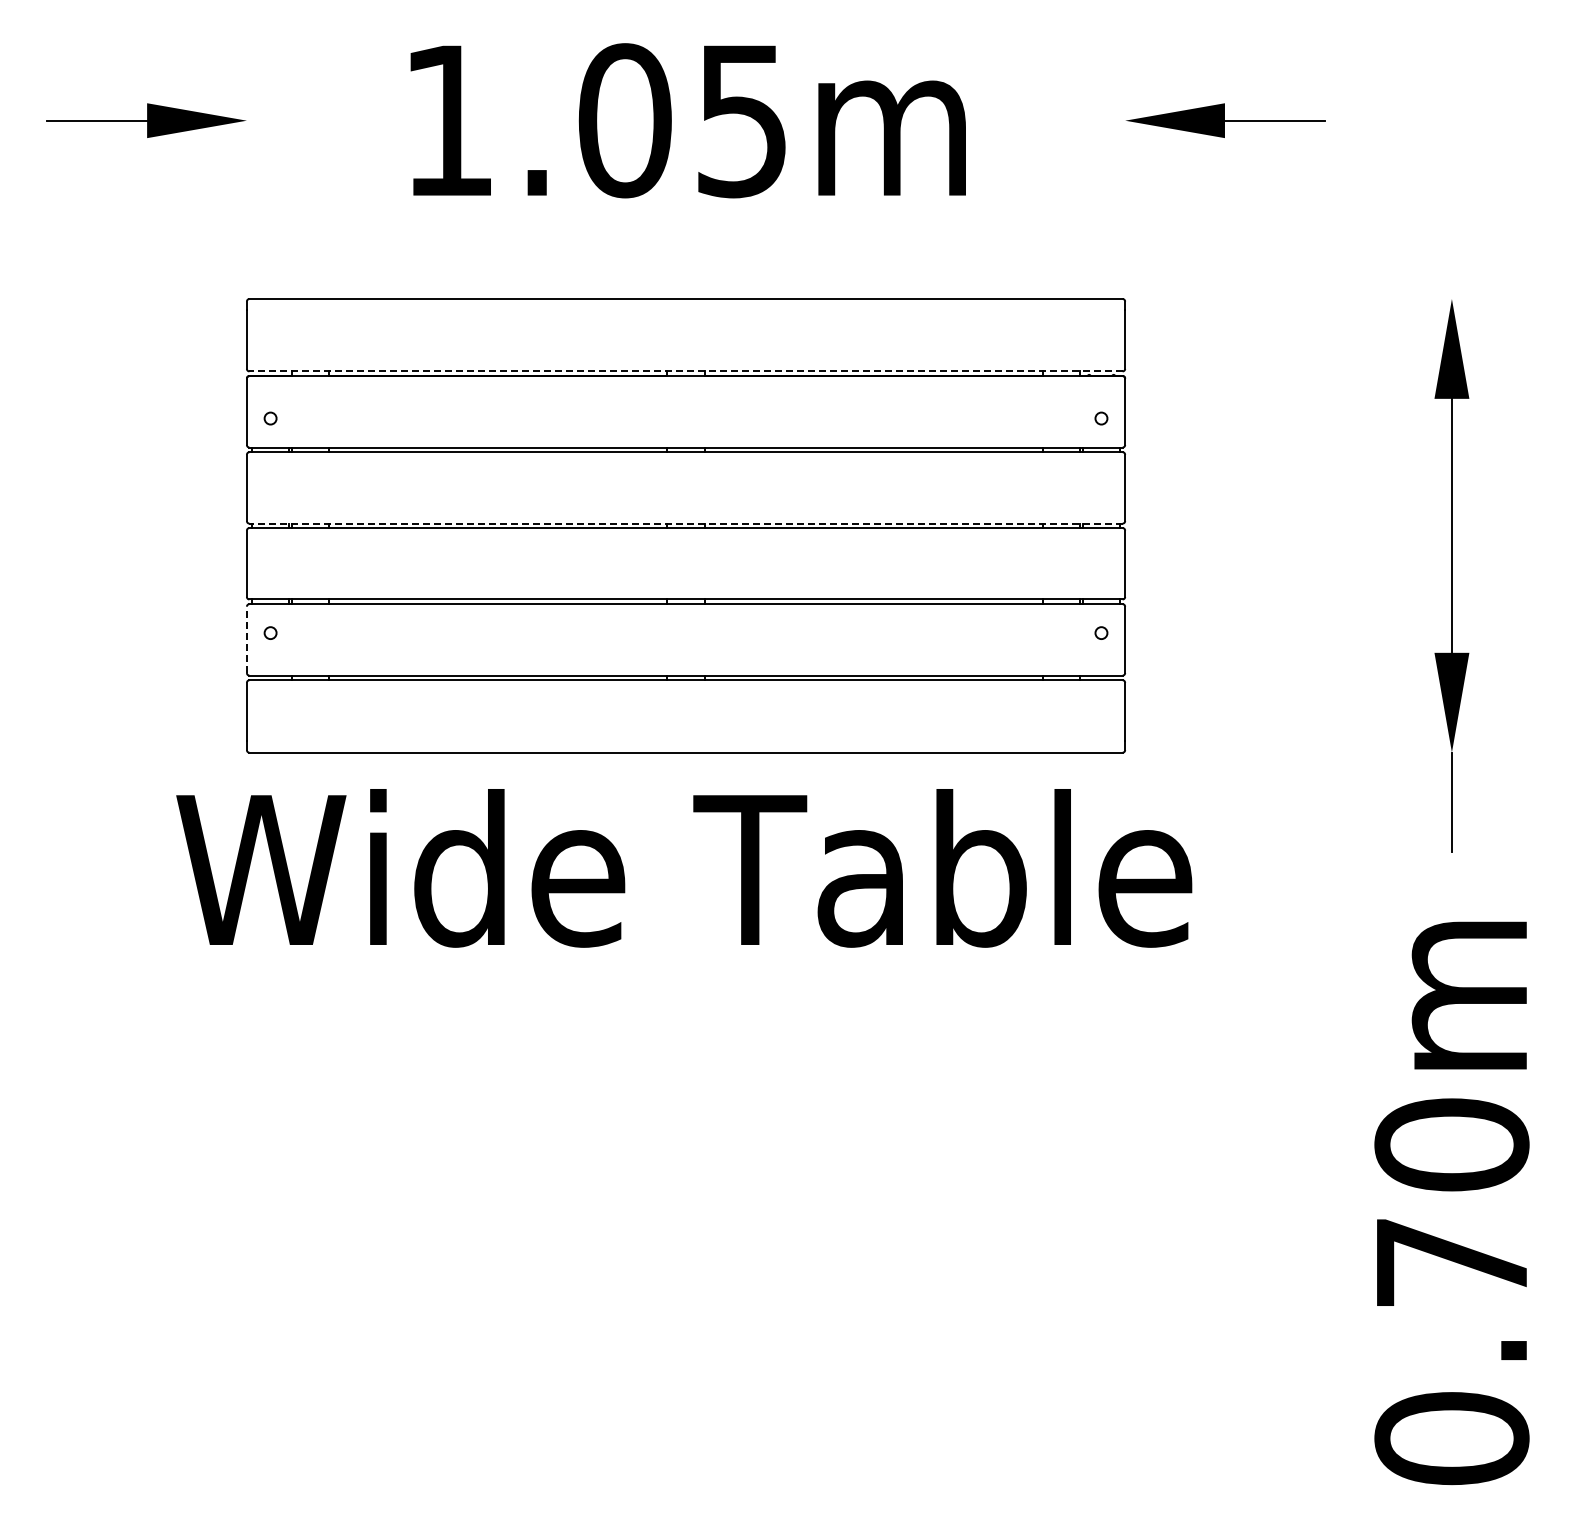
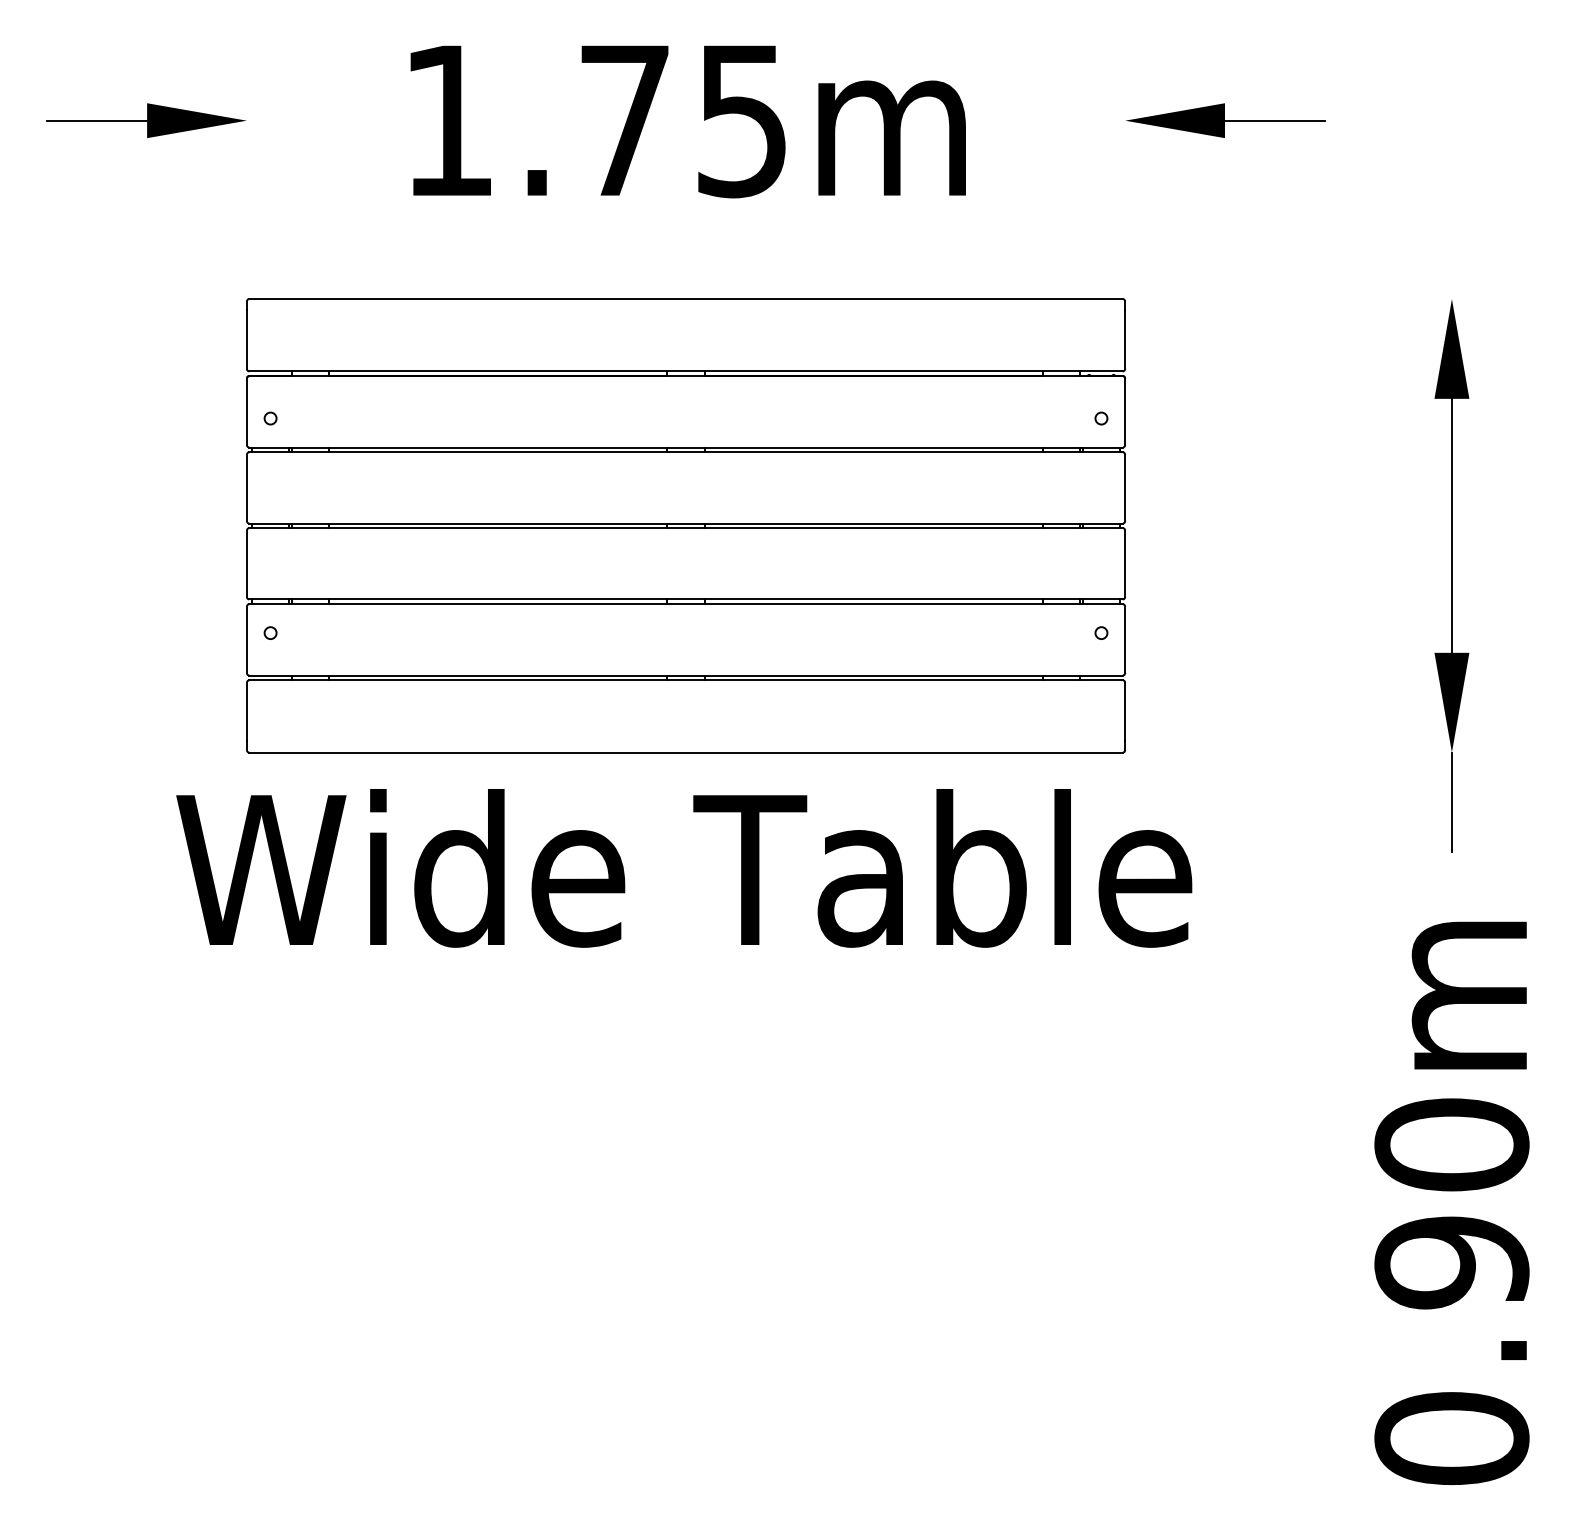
text: 1.05m -> 1.75m (624, 120)
line: dashed -> solid (686, 371)
line: dashed -> solid (686, 523)
line: dashed -> solid (246, 639)
text: 0.70m -> 0.90m (1451, 1262)
